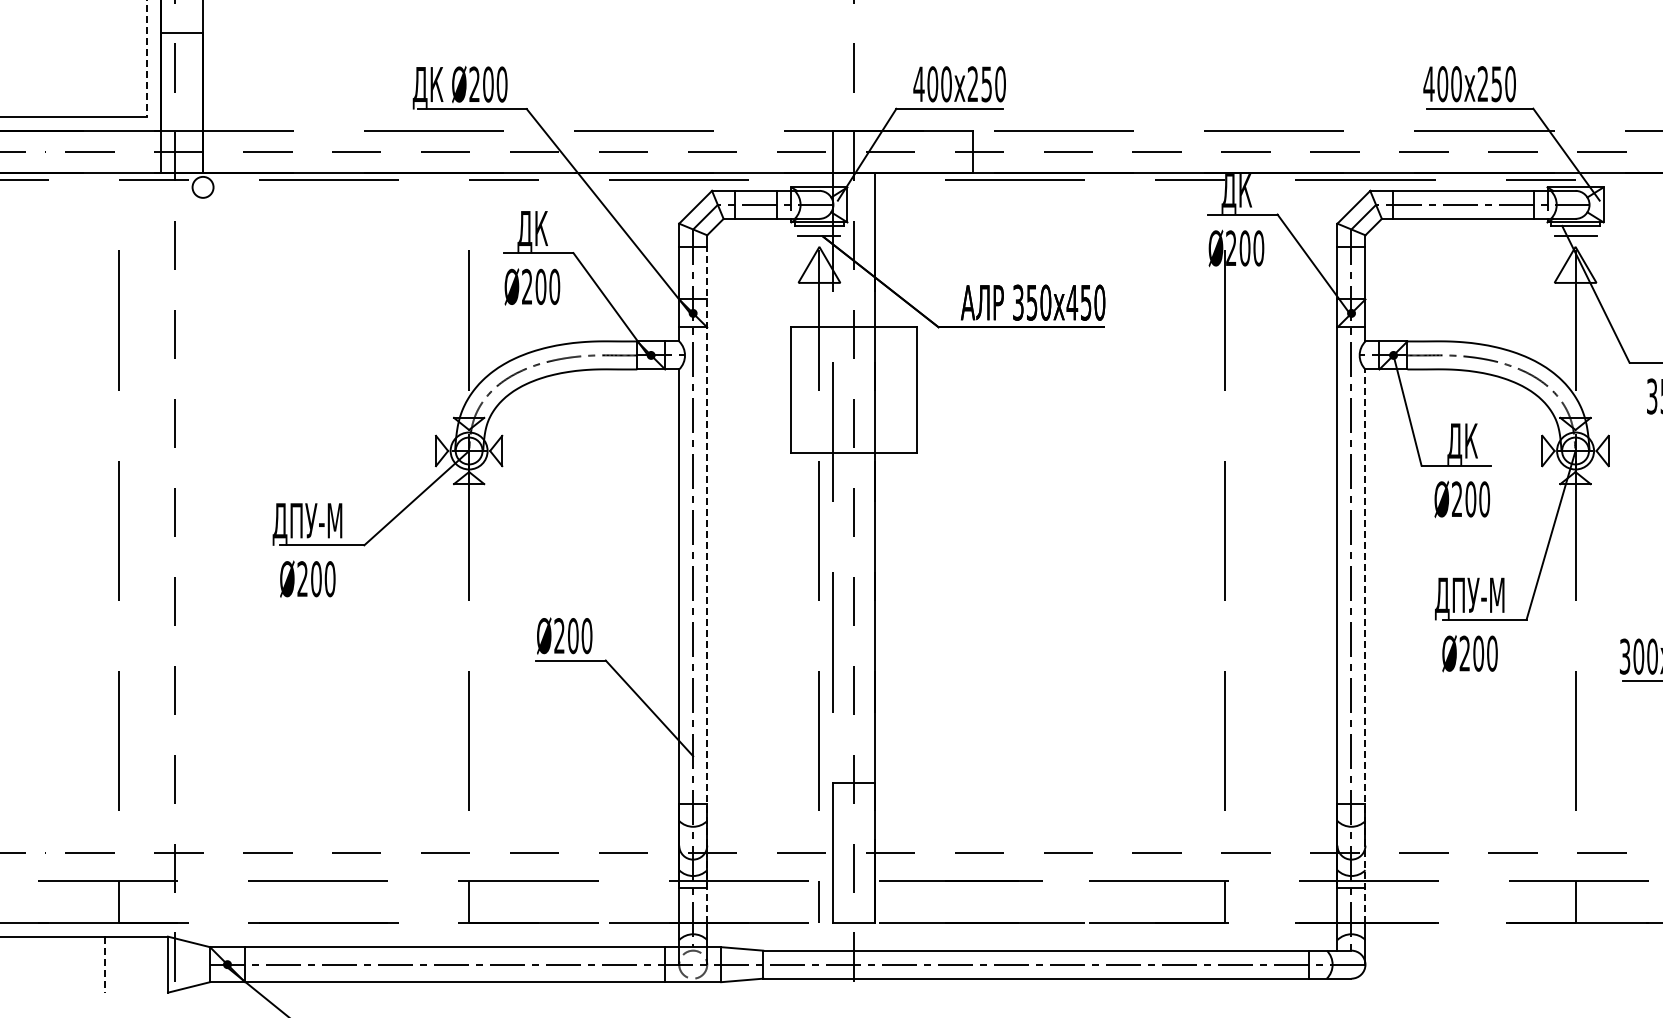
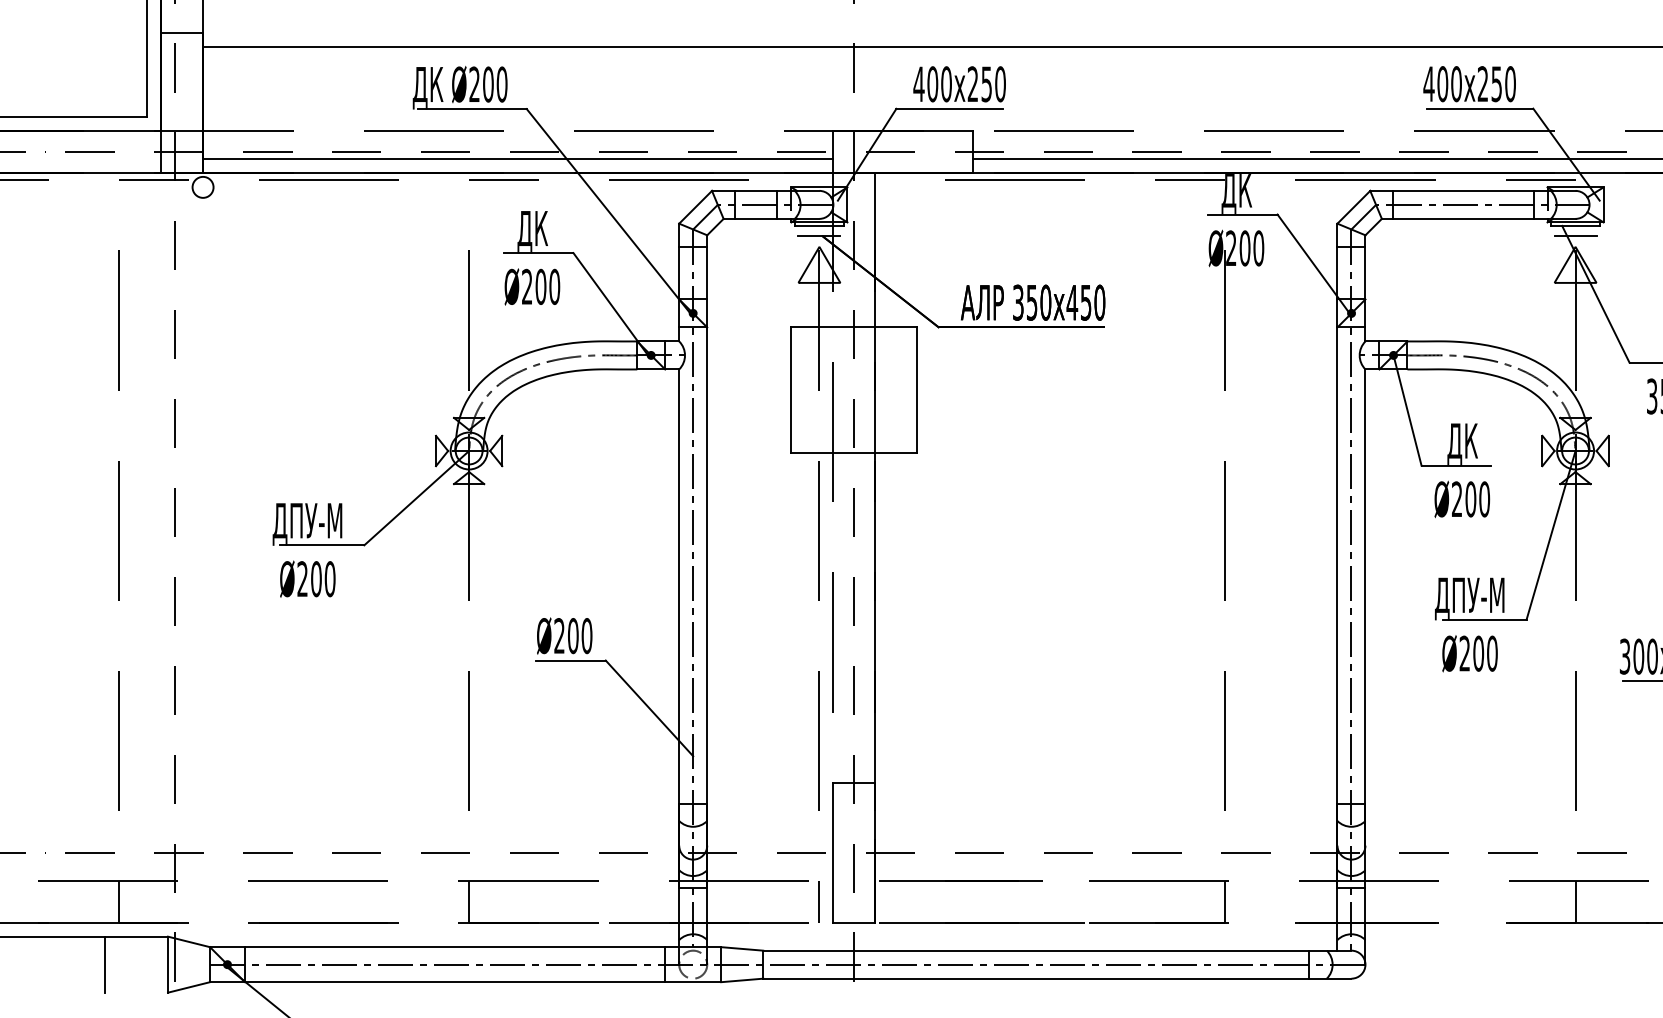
line: none -> present (931, 47)
line: dashed -> solid (147, 59)
line: none -> present (518, 159)
line: none -> present (1316, 159)
line: dashed -> solid (707, 584)
line: dashed -> solid (1365, 646)
line: dashed -> solid (105, 965)
